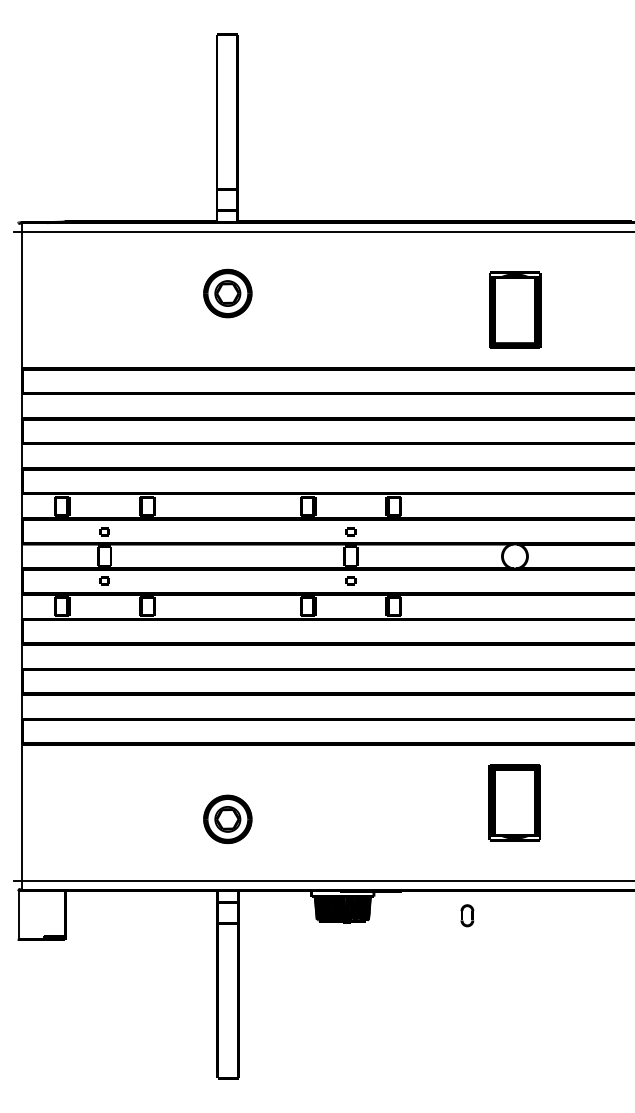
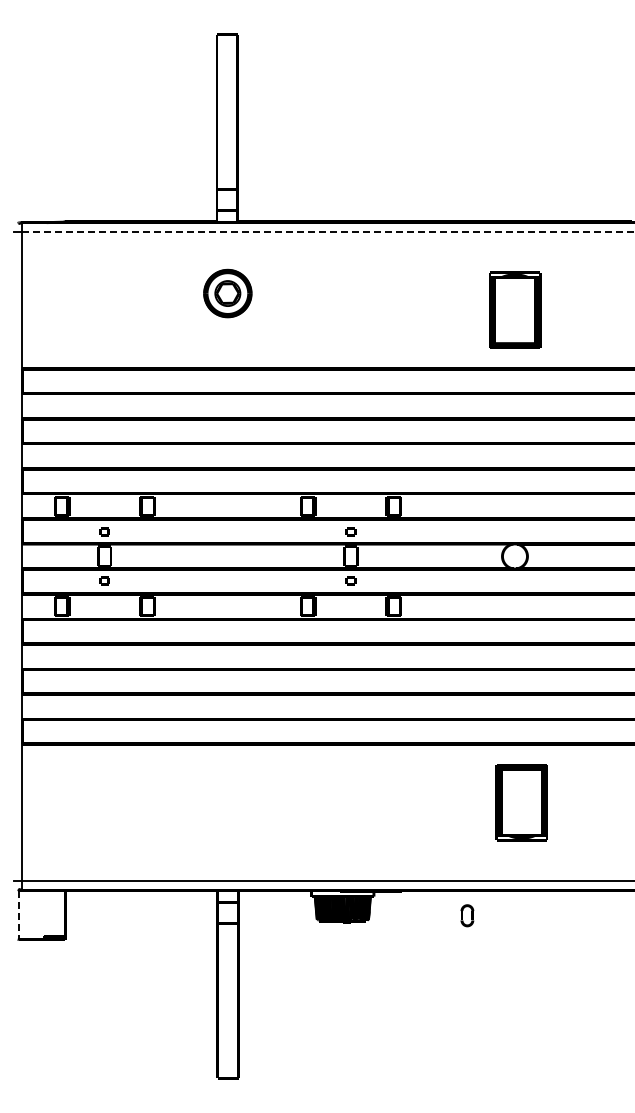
line: solid -> dashed (328, 231)
part position: (514, 802) -> (521, 802) (521, 802)
part: present -> none (227, 819)
line: solid -> dashed (19, 915)
